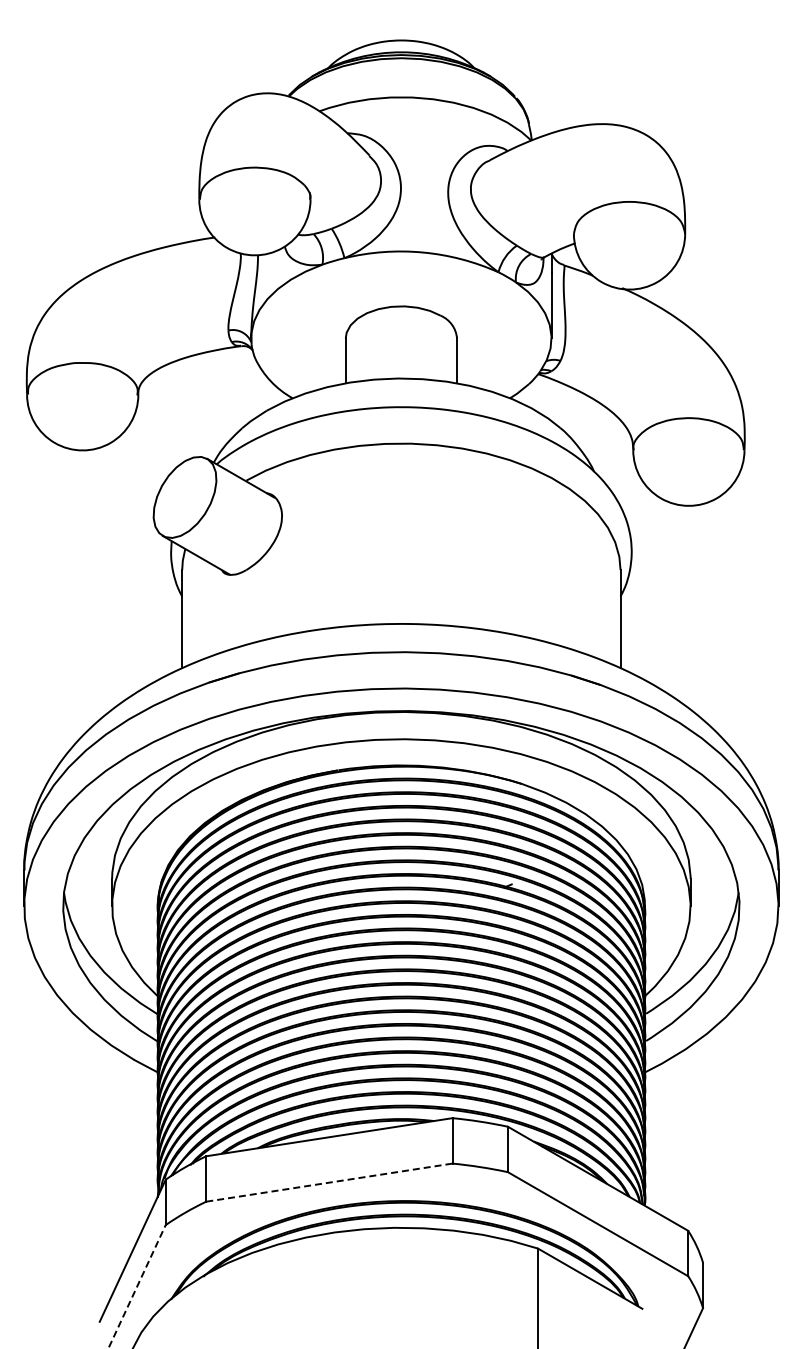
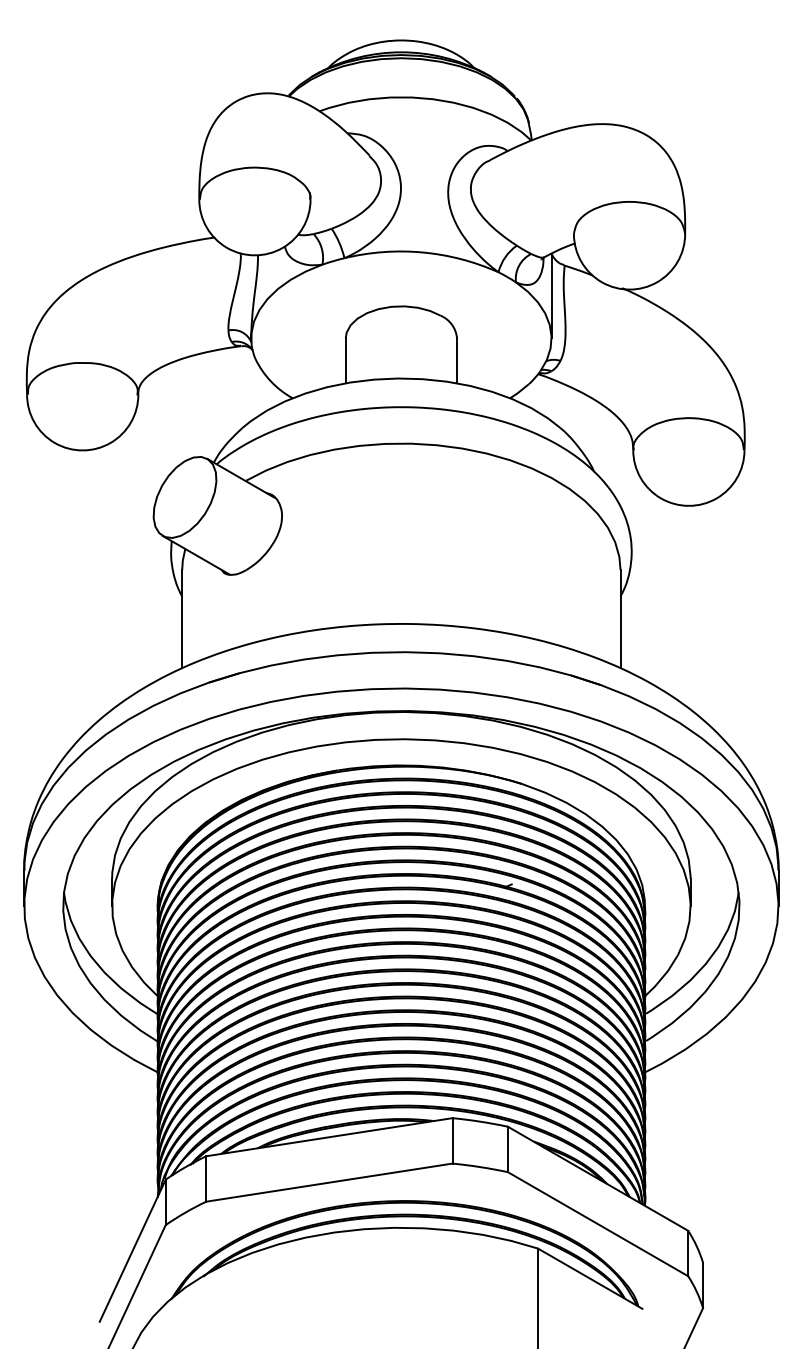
line: dashed -> solid (329, 1182)
line: dashed -> solid (137, 1286)
